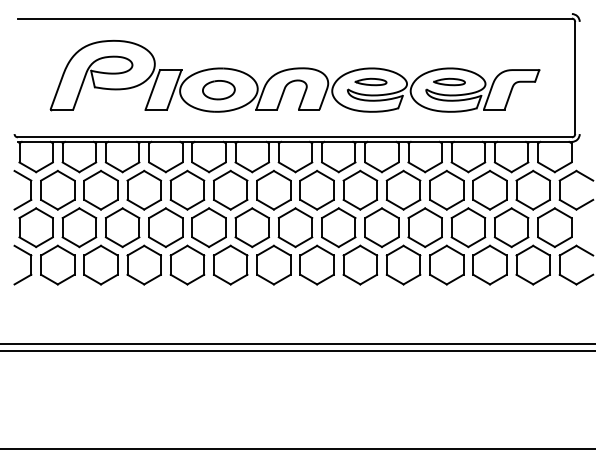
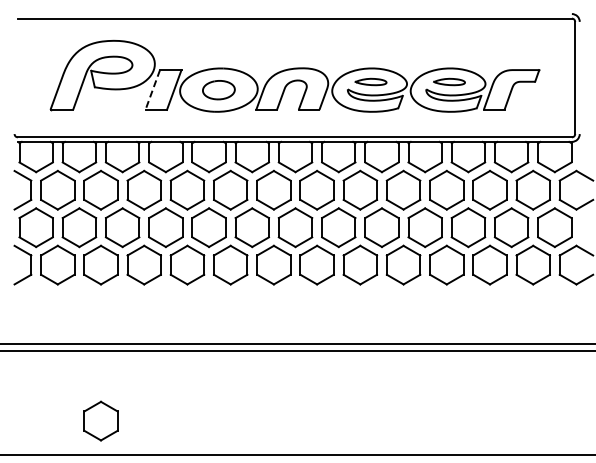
line: solid -> dashed (152, 90)
part: none -> present (100, 420)
line position: (297, 448) -> (297, 454) (297, 454)
